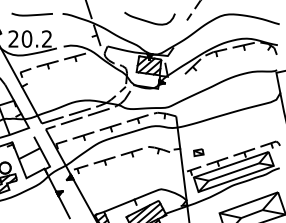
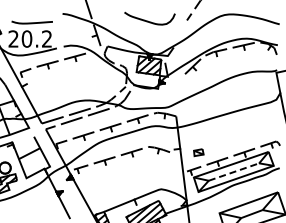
curve position: (31, 14) -> (31, 22) (31, 22)
line: solid -> dashed (233, 172)
